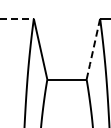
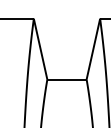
line: dashed -> solid (16, 18)
line: dashed -> solid (93, 48)
